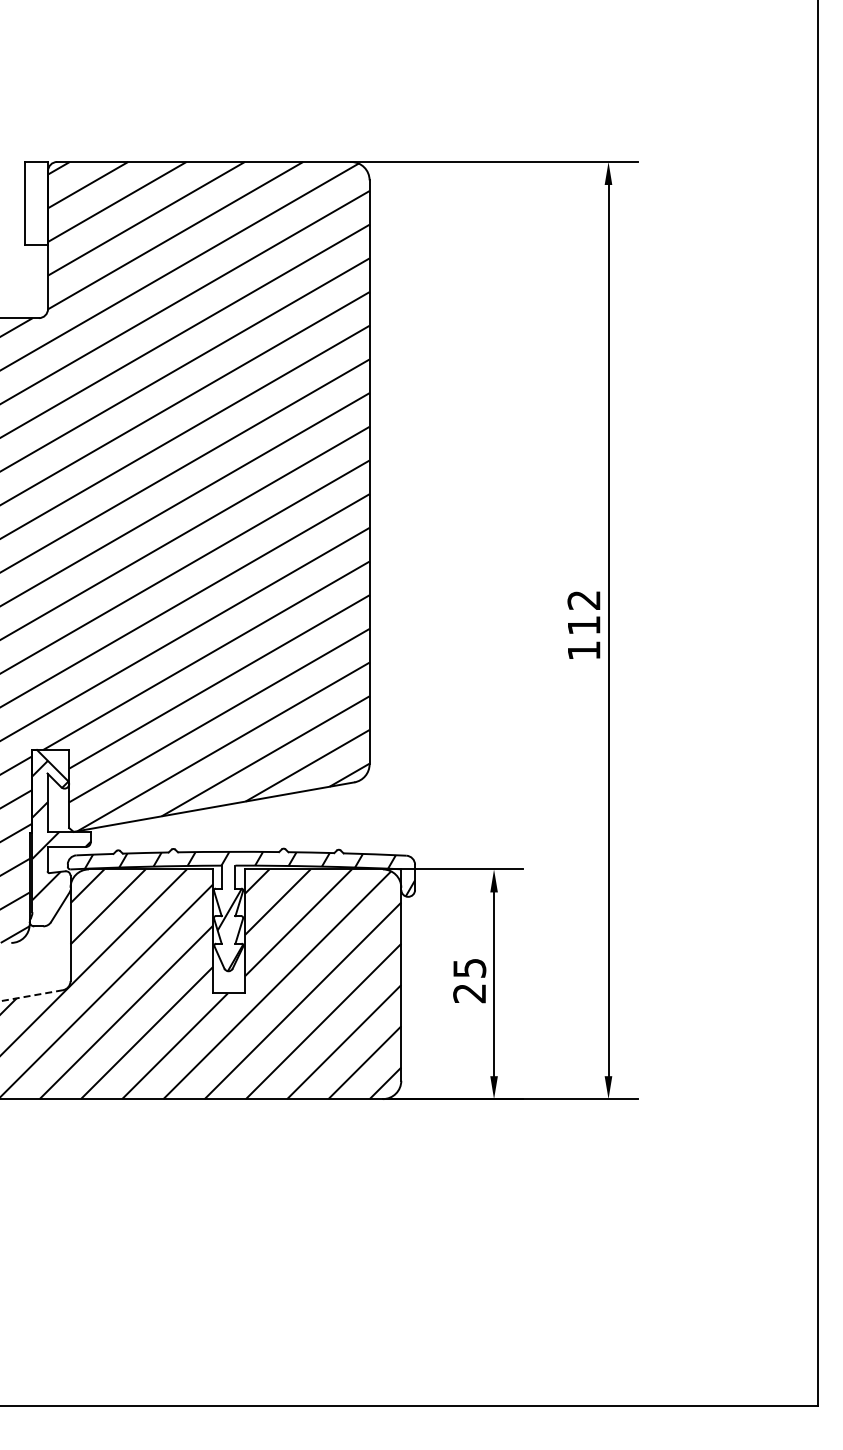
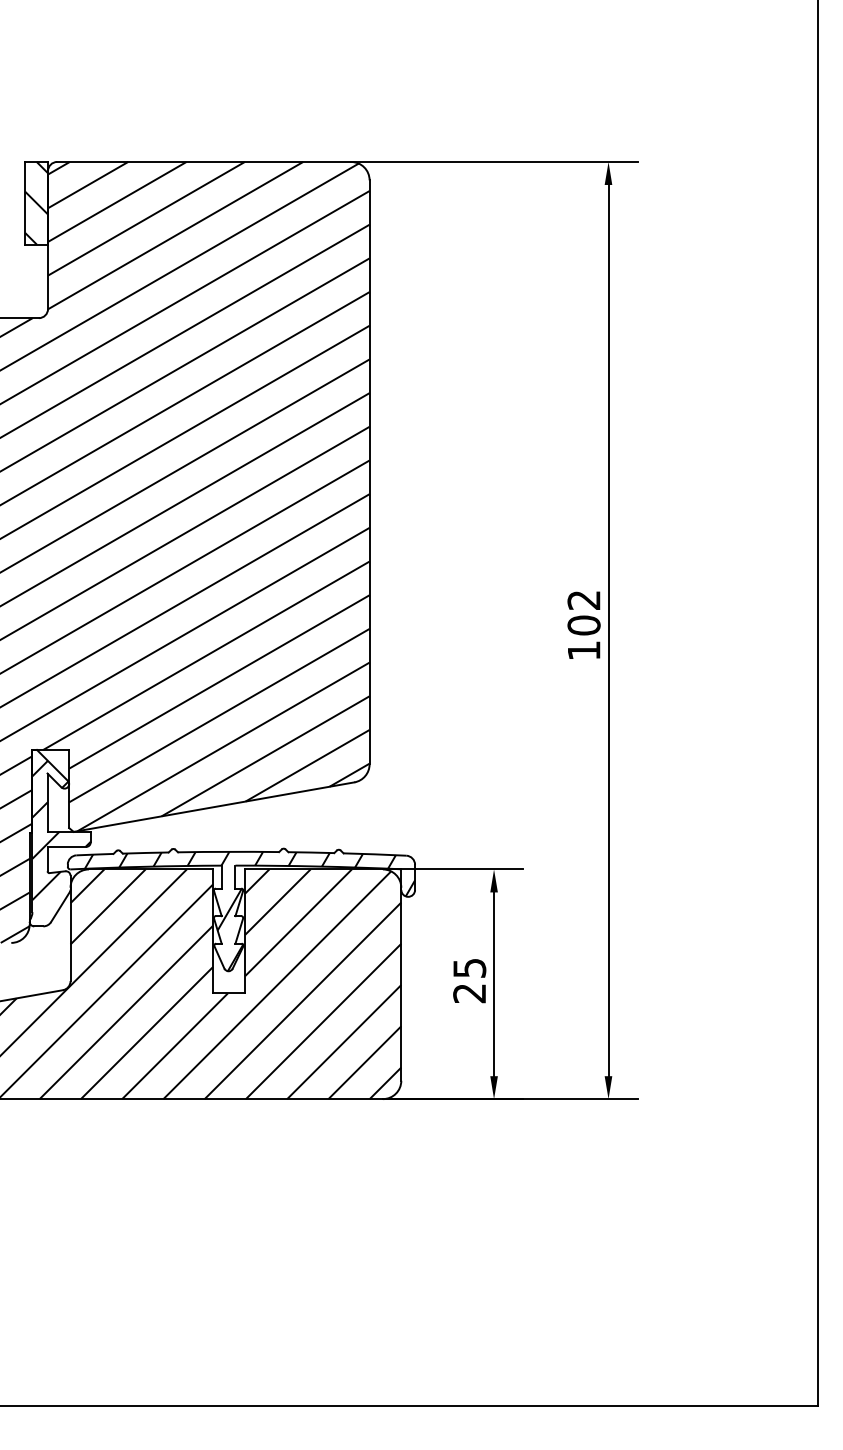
hatch: none -> present (36, 202)
text: 112 -> 102 (583, 625)
line: dashed -> solid (31, 995)
